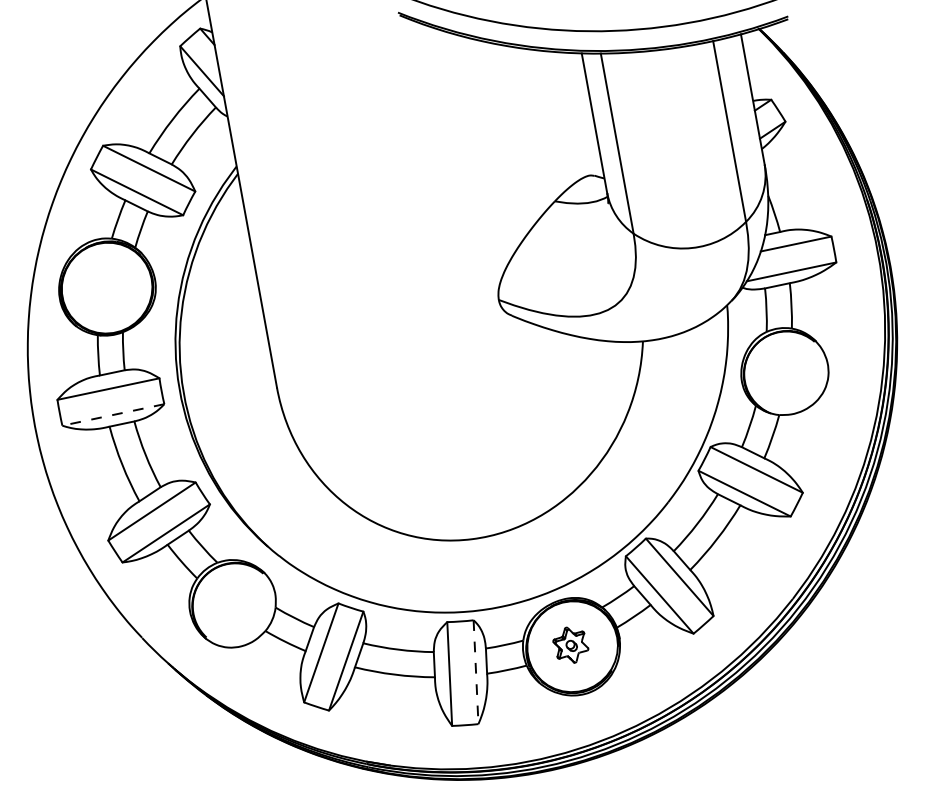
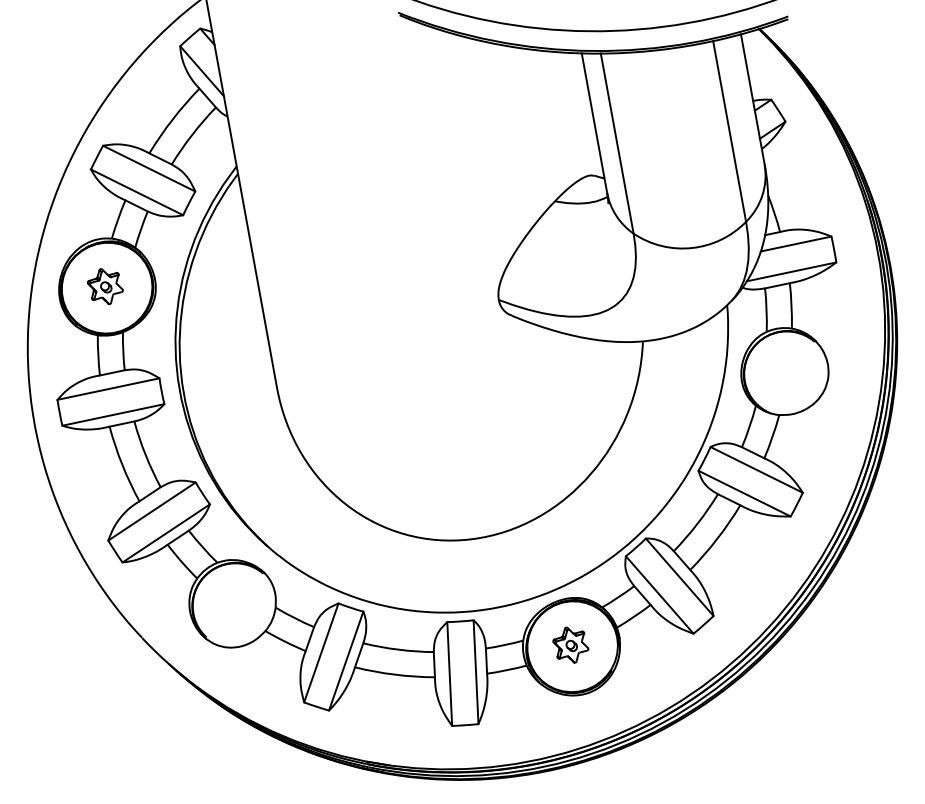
part: none -> present (105, 286)
line: dashed -> solid (112, 415)
line: dashed -> solid (476, 672)
